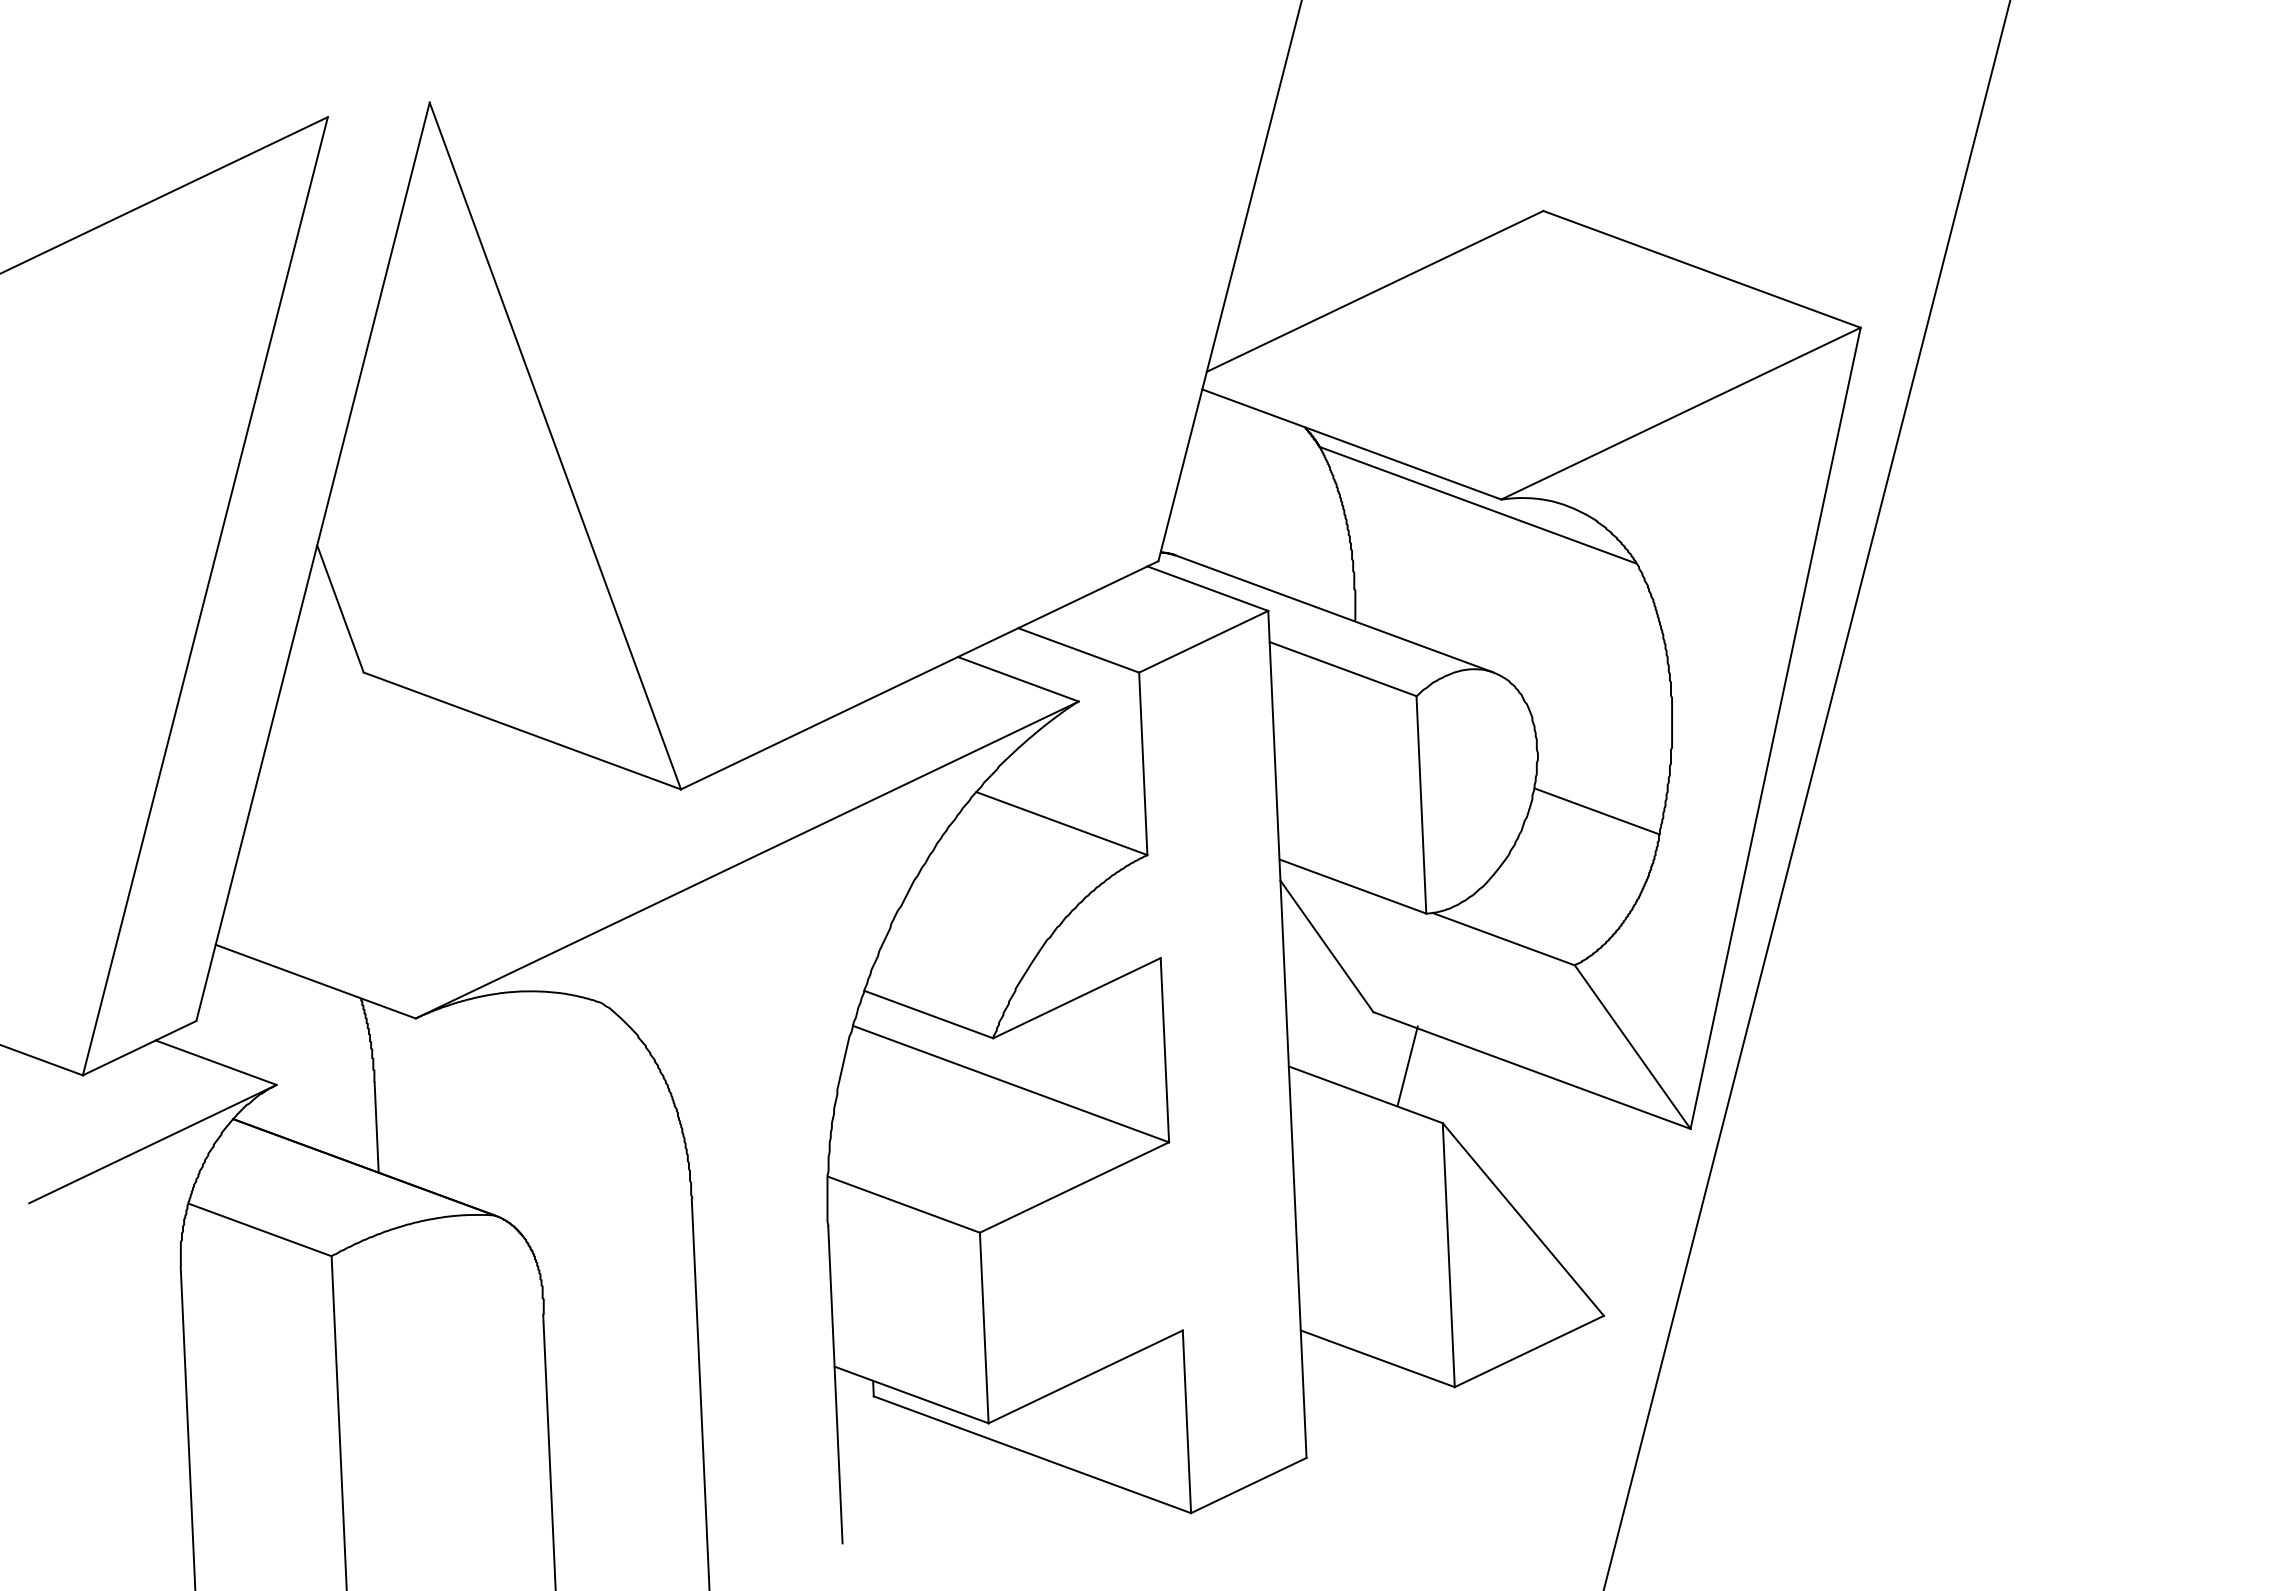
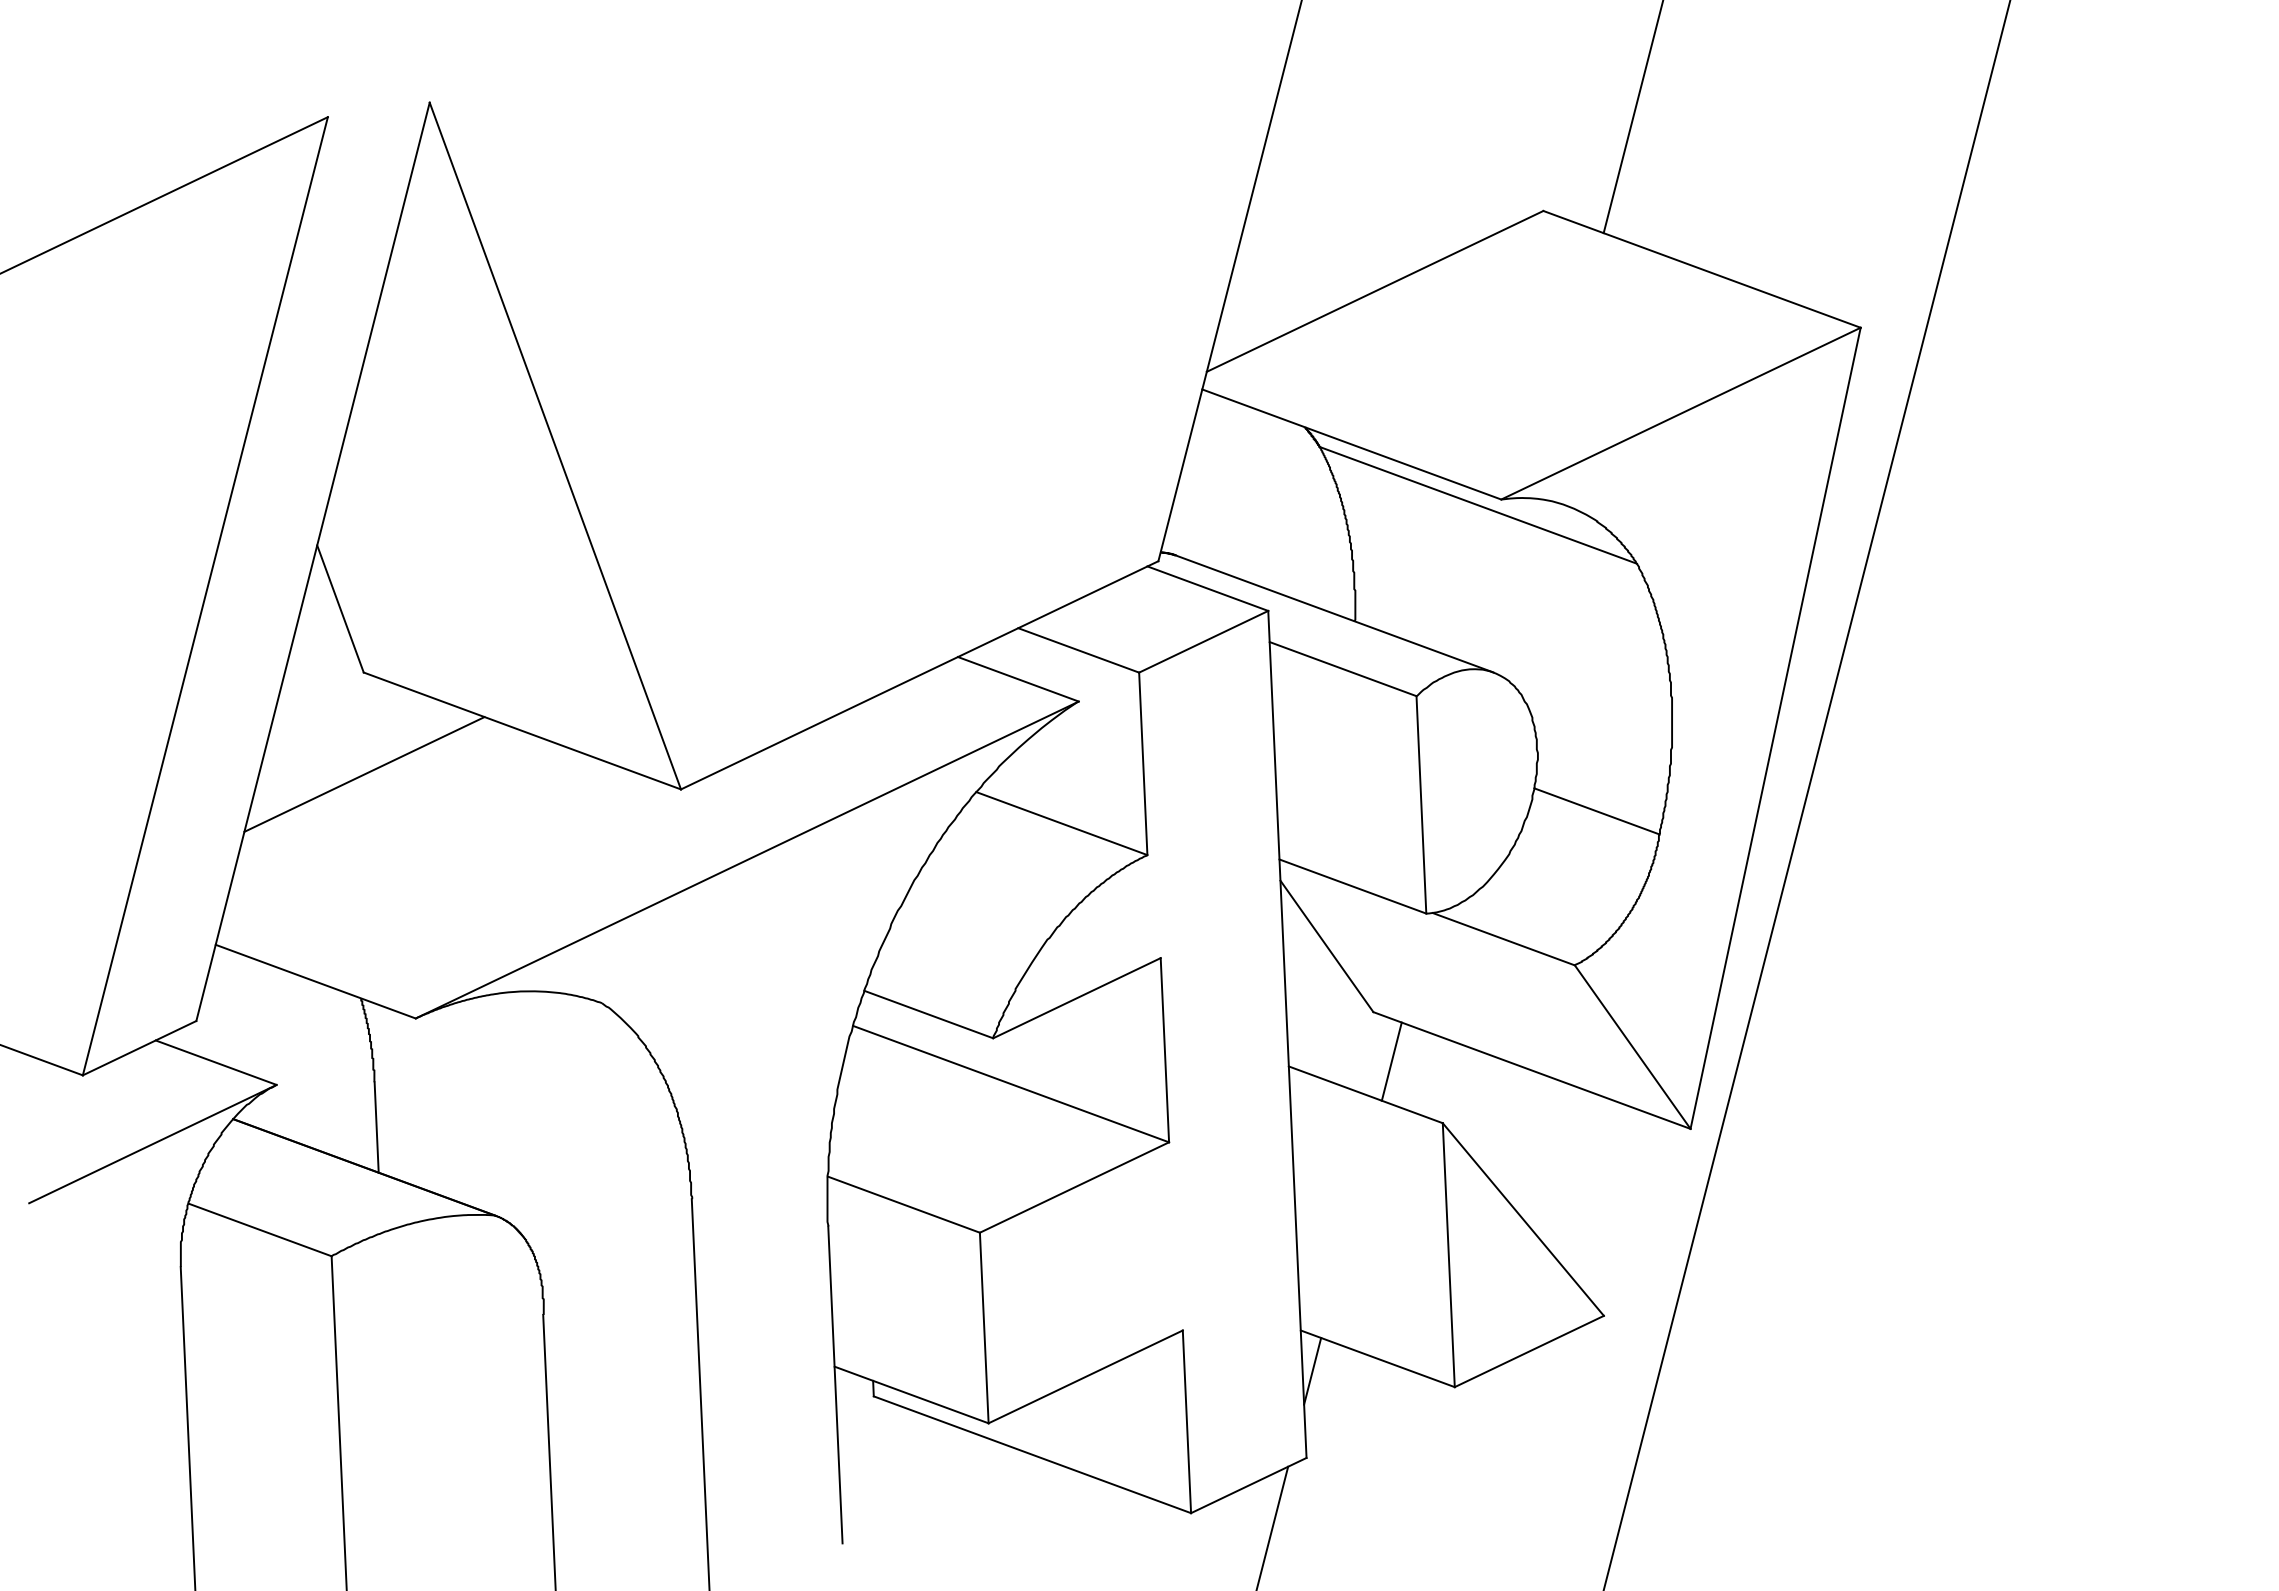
line: none -> present (1632, 117)
line: none -> present (364, 774)
line position: (1407, 1065) -> (1391, 1061) (1391, 1061)
line: none -> present (1312, 1370)
line: none -> present (1272, 1526)
